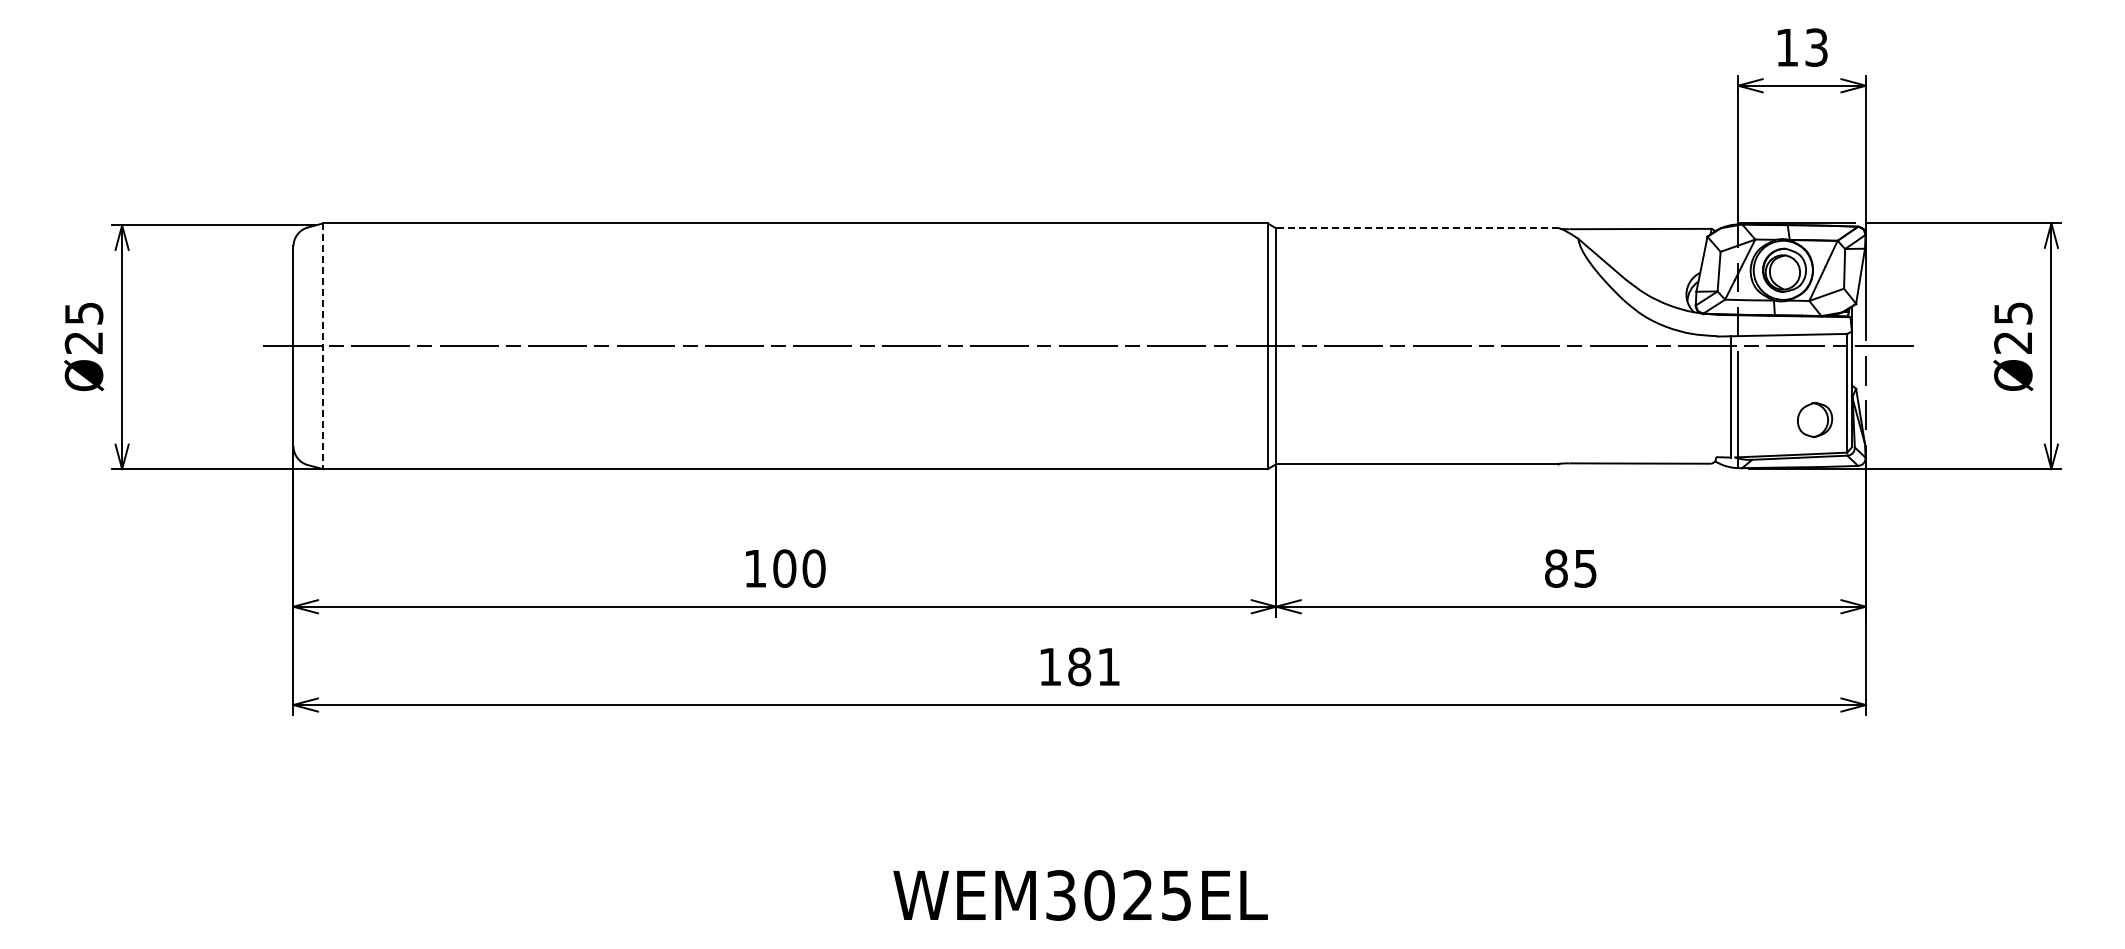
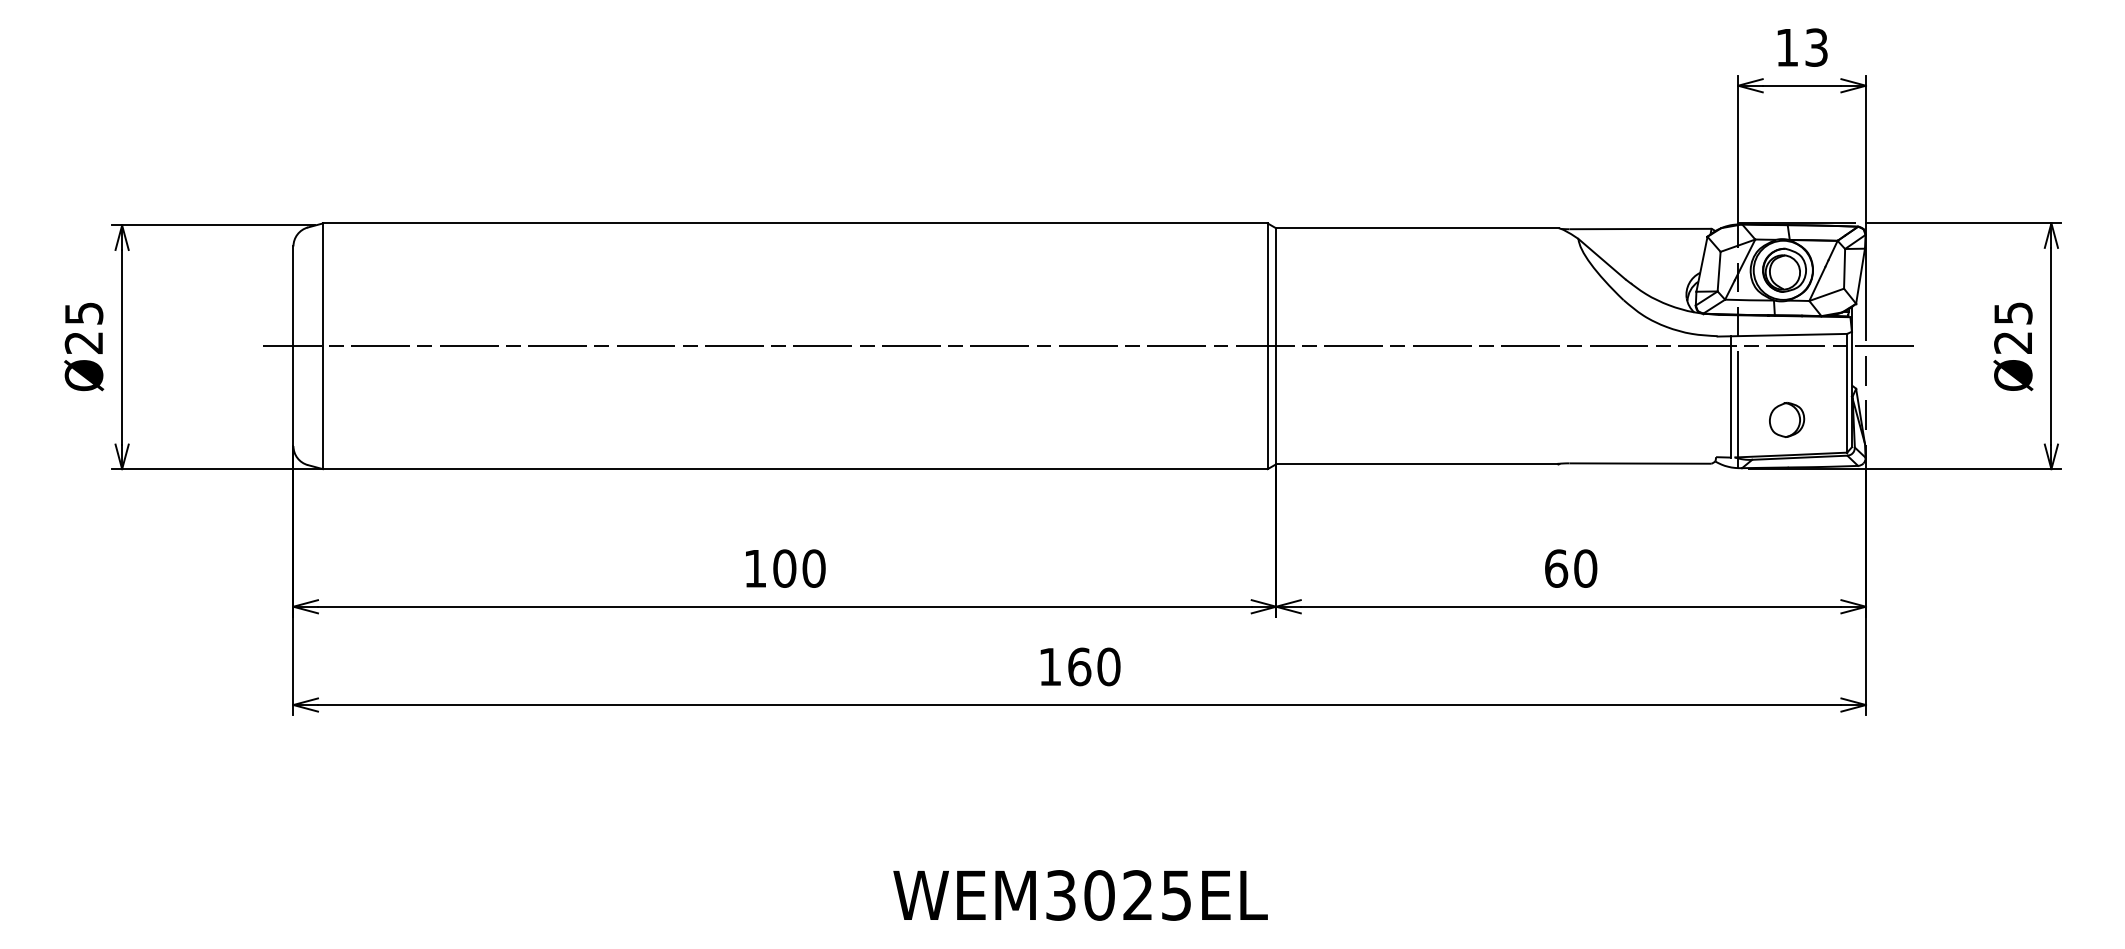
line: dashed -> solid (1417, 228)
line: dashed -> solid (322, 346)
part position: (1815, 419) -> (1787, 419) (1787, 419)
text: 85 -> 60 (1571, 568)
text: 181 -> 160 (1094, 666)
